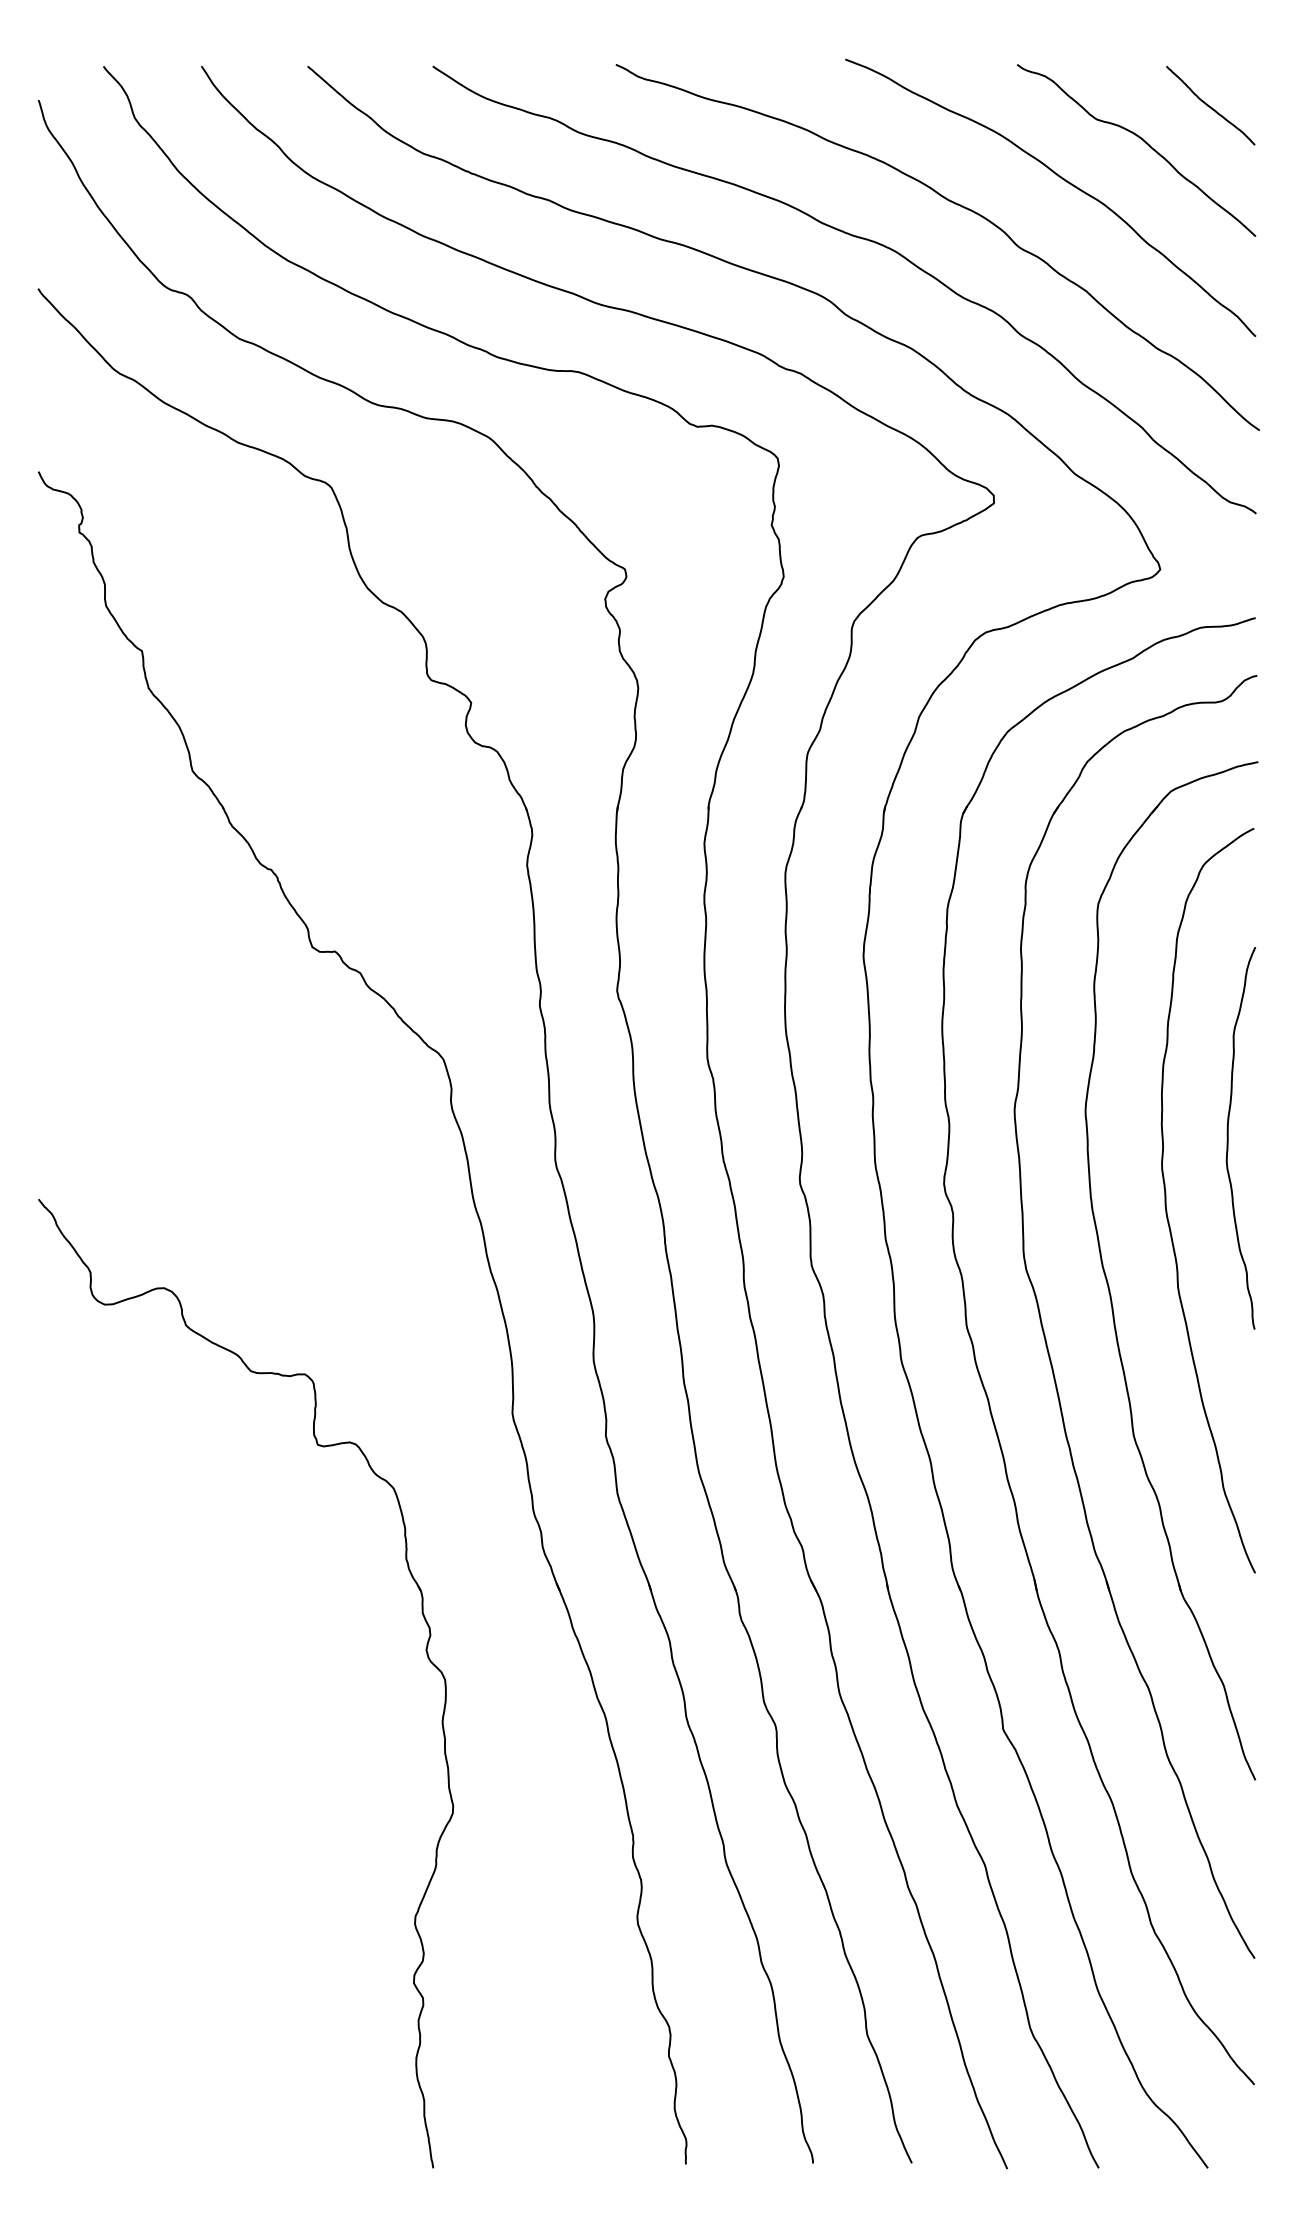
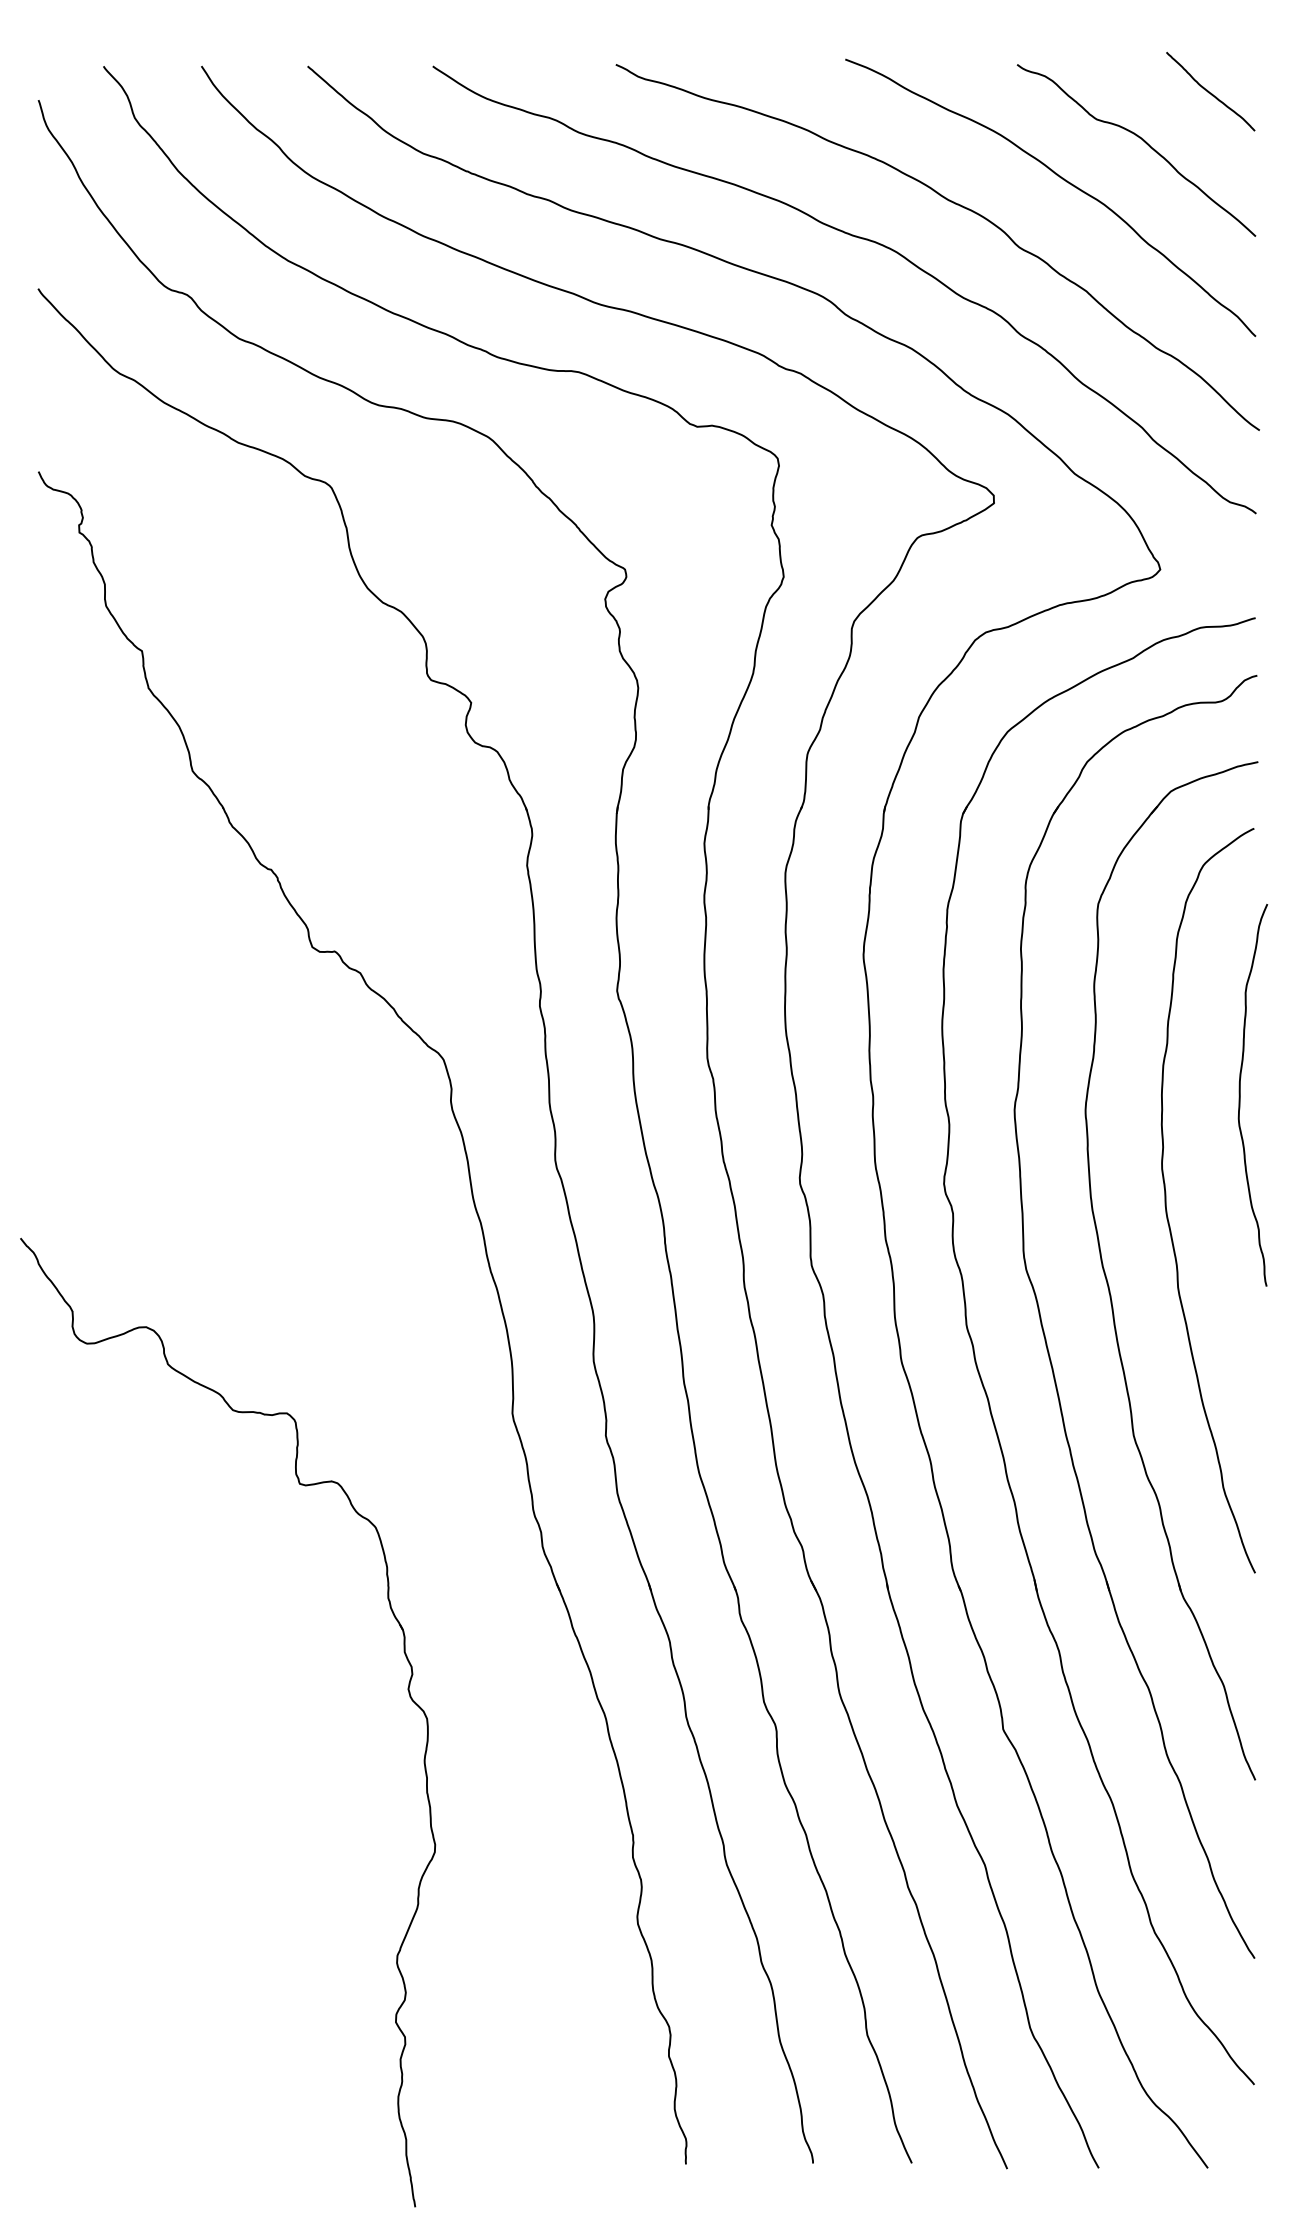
curve position: (1209, 105) -> (1209, 91) (1209, 91)
curve position: (1228, 1138) -> (1240, 1095) (1240, 1095)
part position: (425, 1651) -> (407, 1690) (407, 1690)
